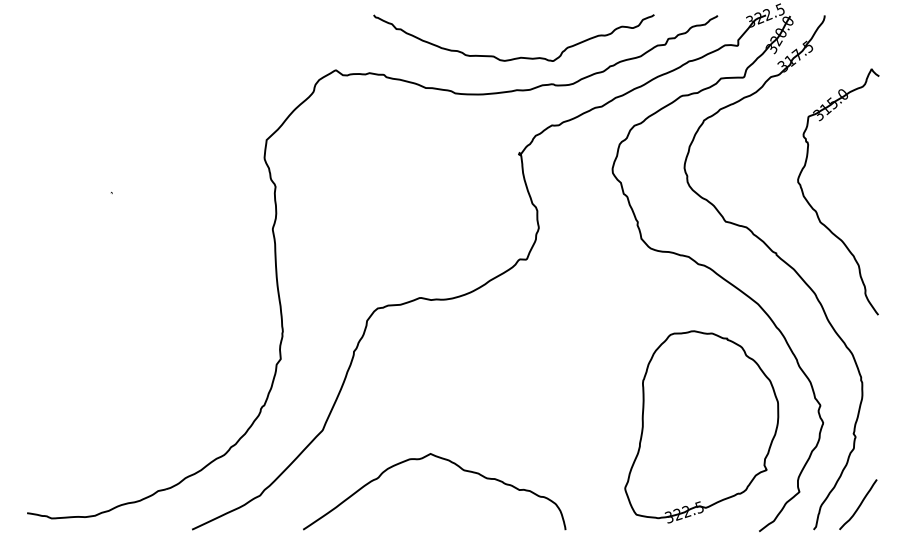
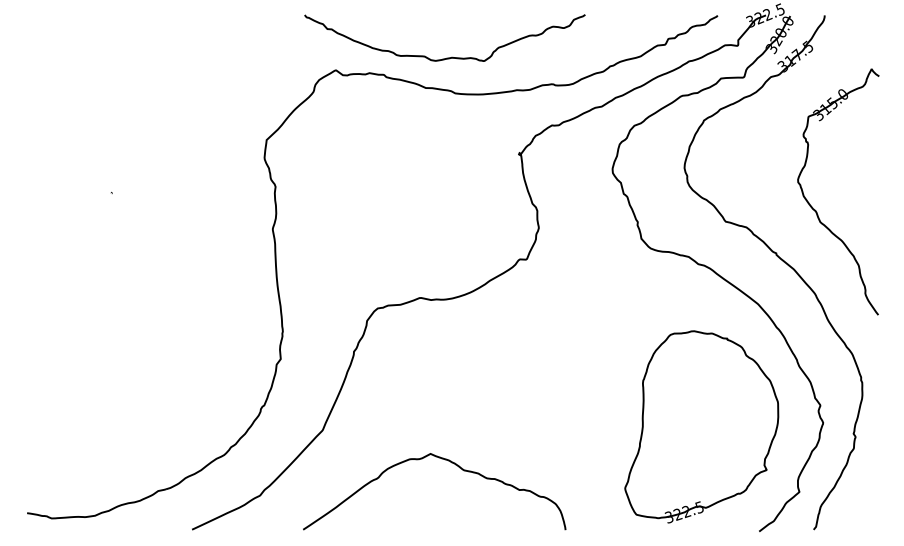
curve position: (515, 57) -> (446, 57) (446, 57)
curve: present -> none (859, 504)
